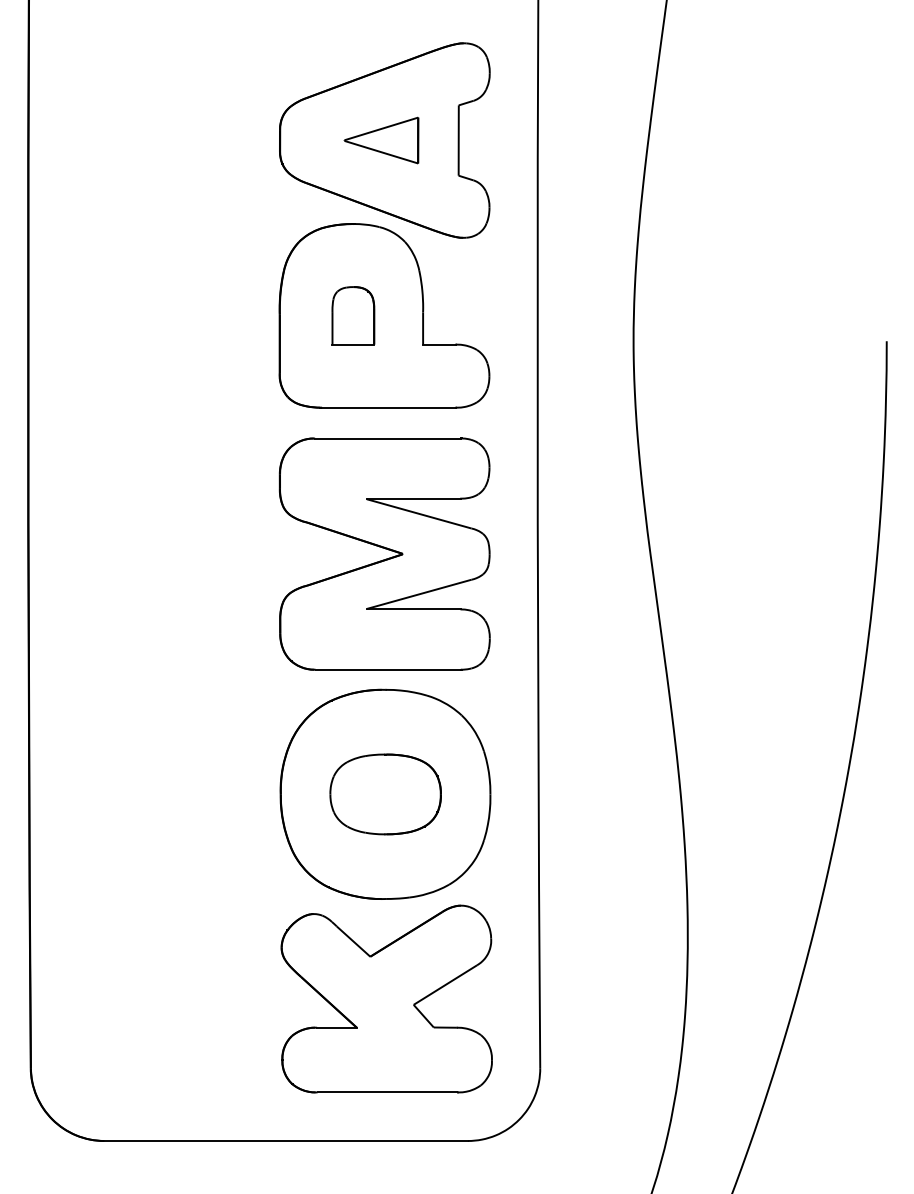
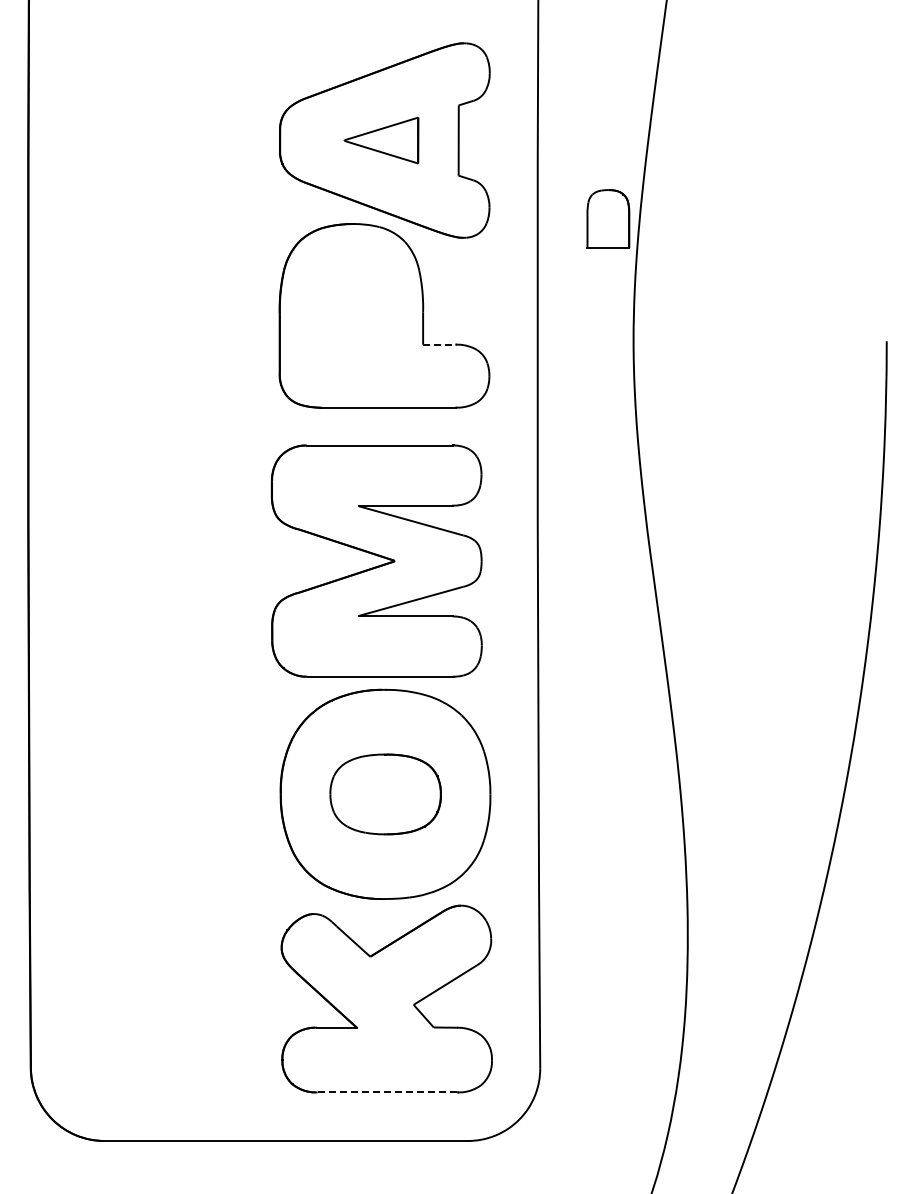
part position: (353, 315) -> (608, 218) (608, 218)
line: solid -> dashed (439, 344)
part position: (384, 553) -> (376, 560) (376, 560)
line: solid -> dashed (387, 1092)
